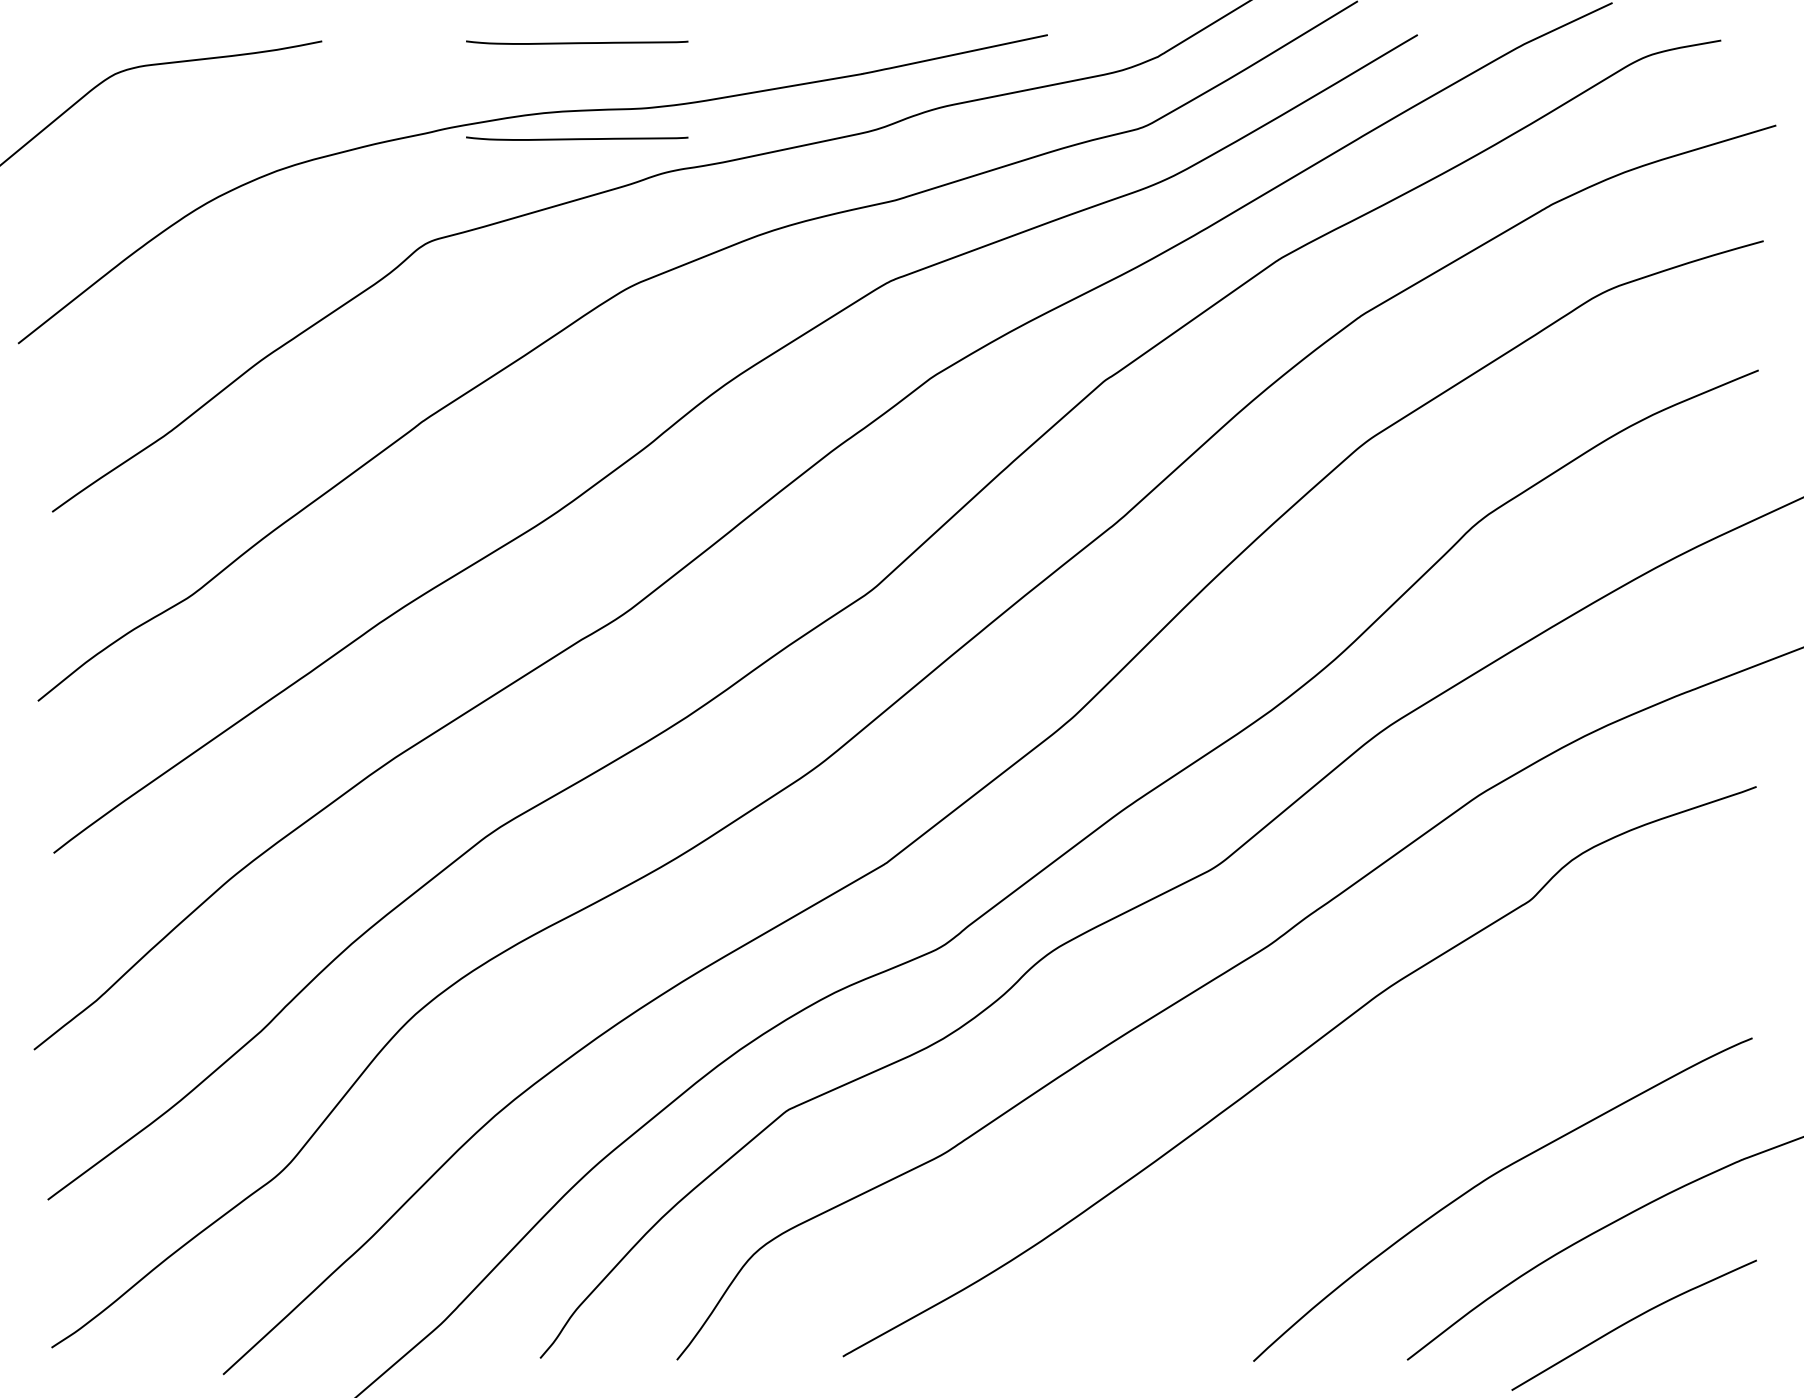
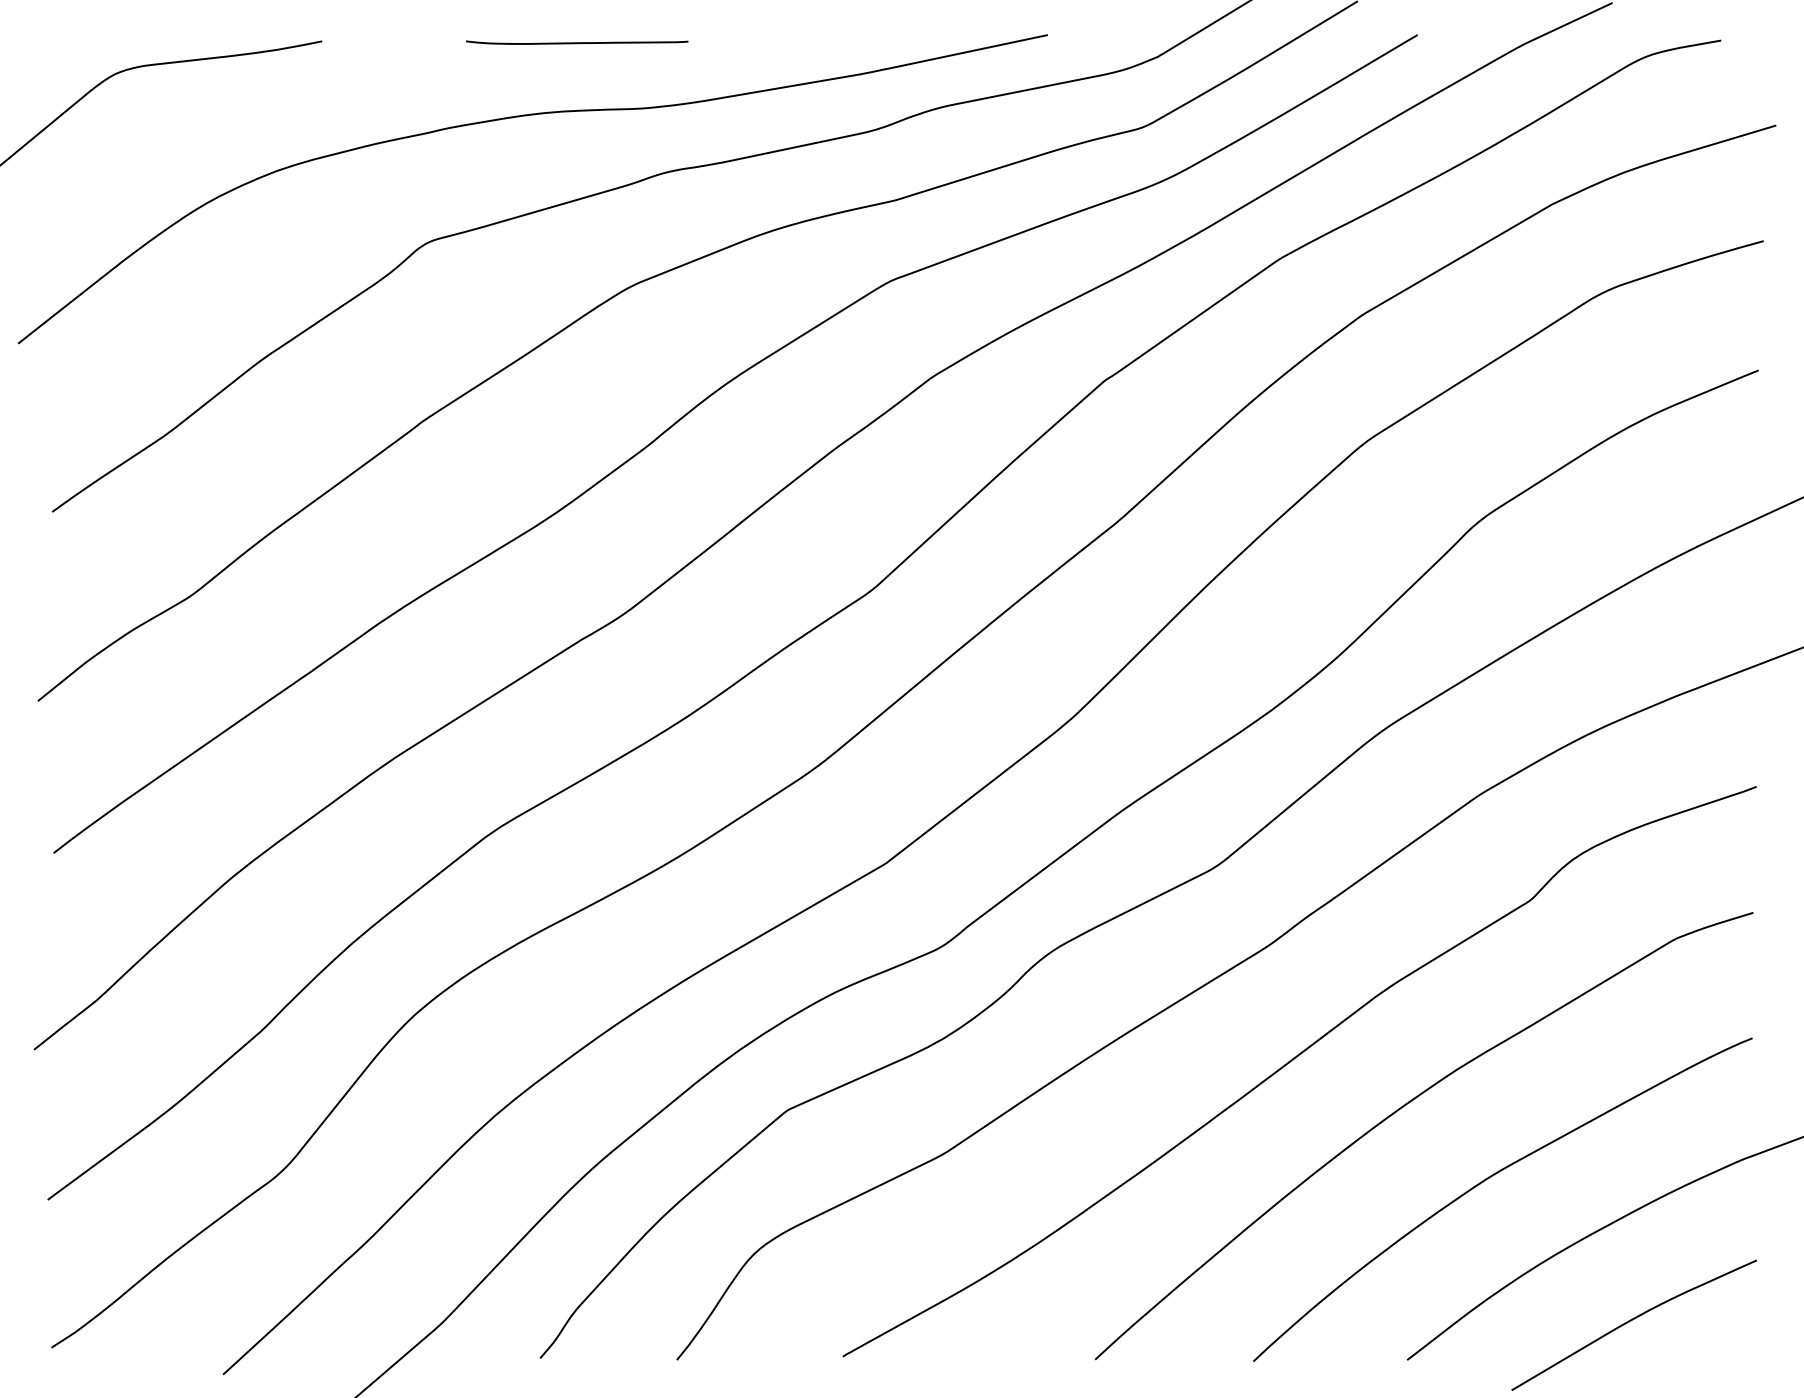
curve: present -> none (577, 138)
curve: none -> present (1402, 1108)
